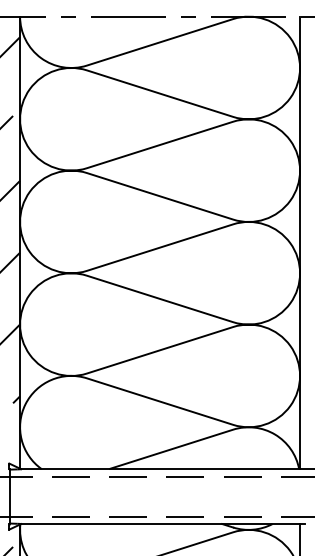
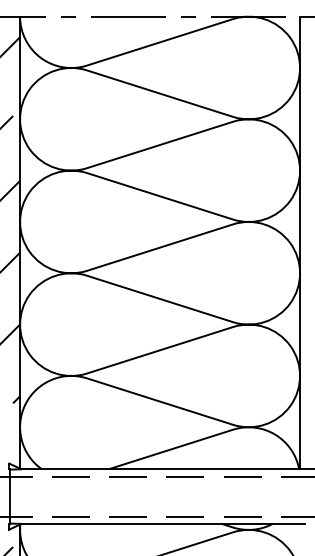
line: present -> none (300, 538)
